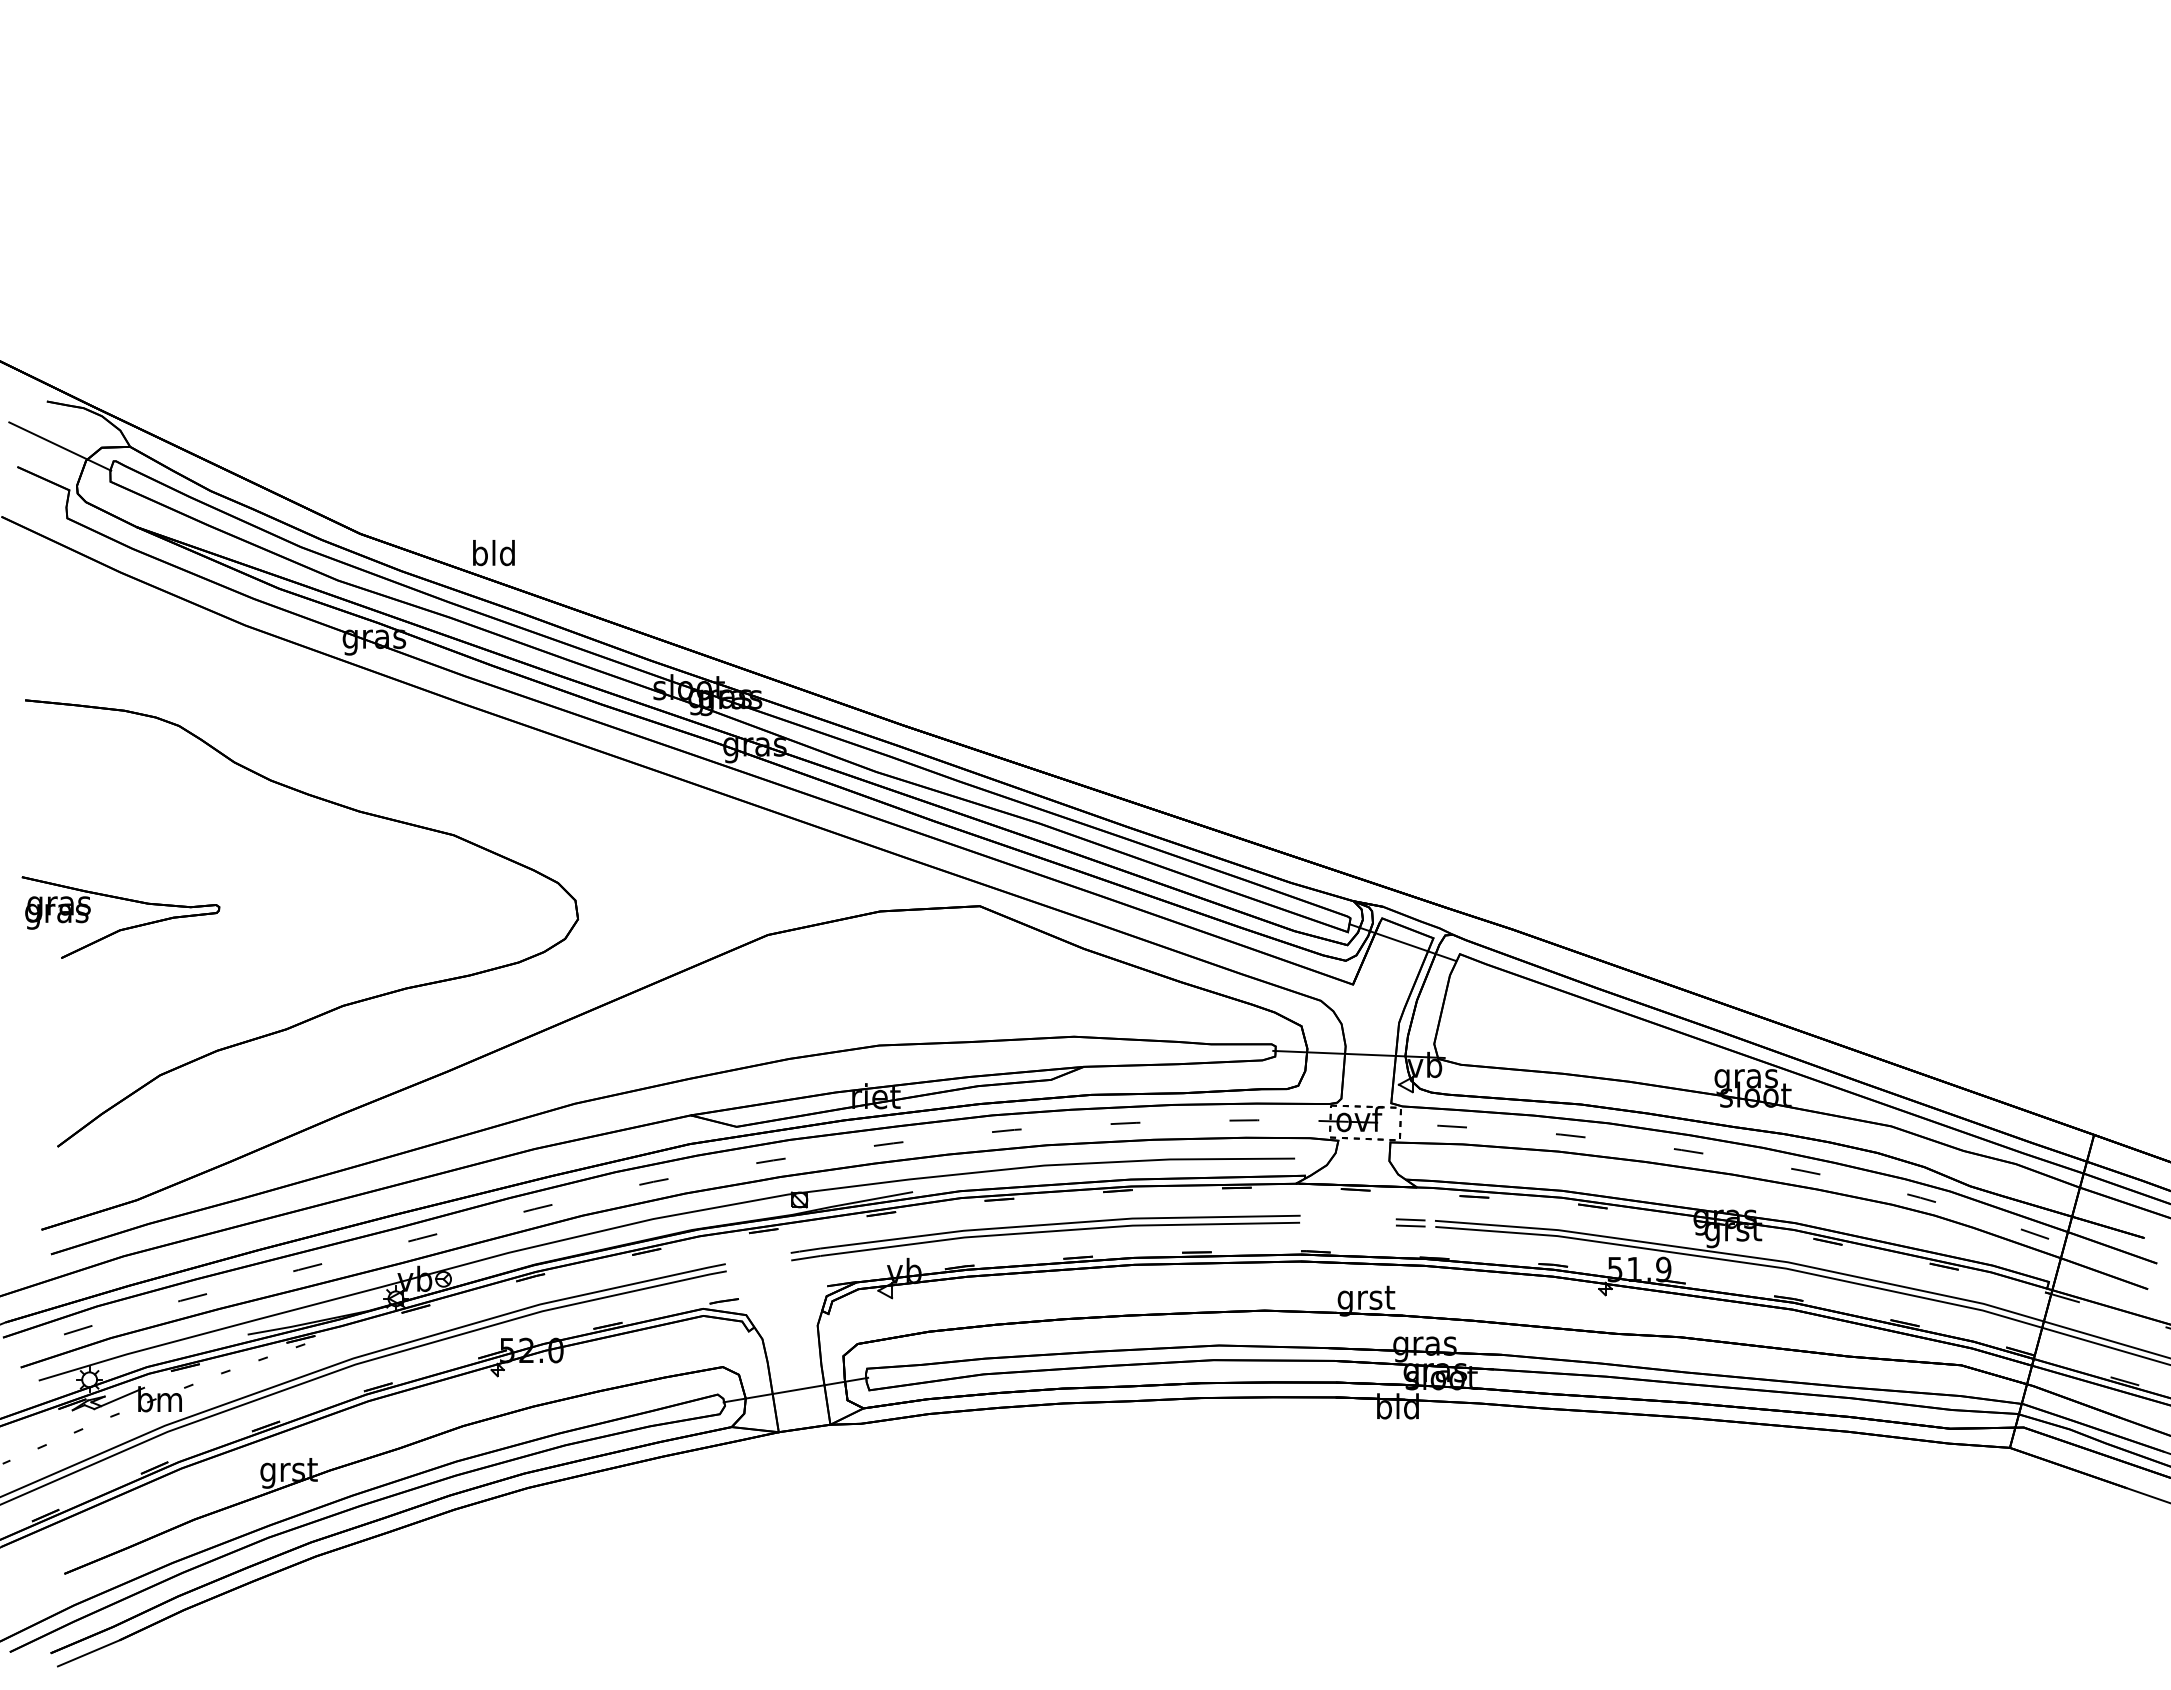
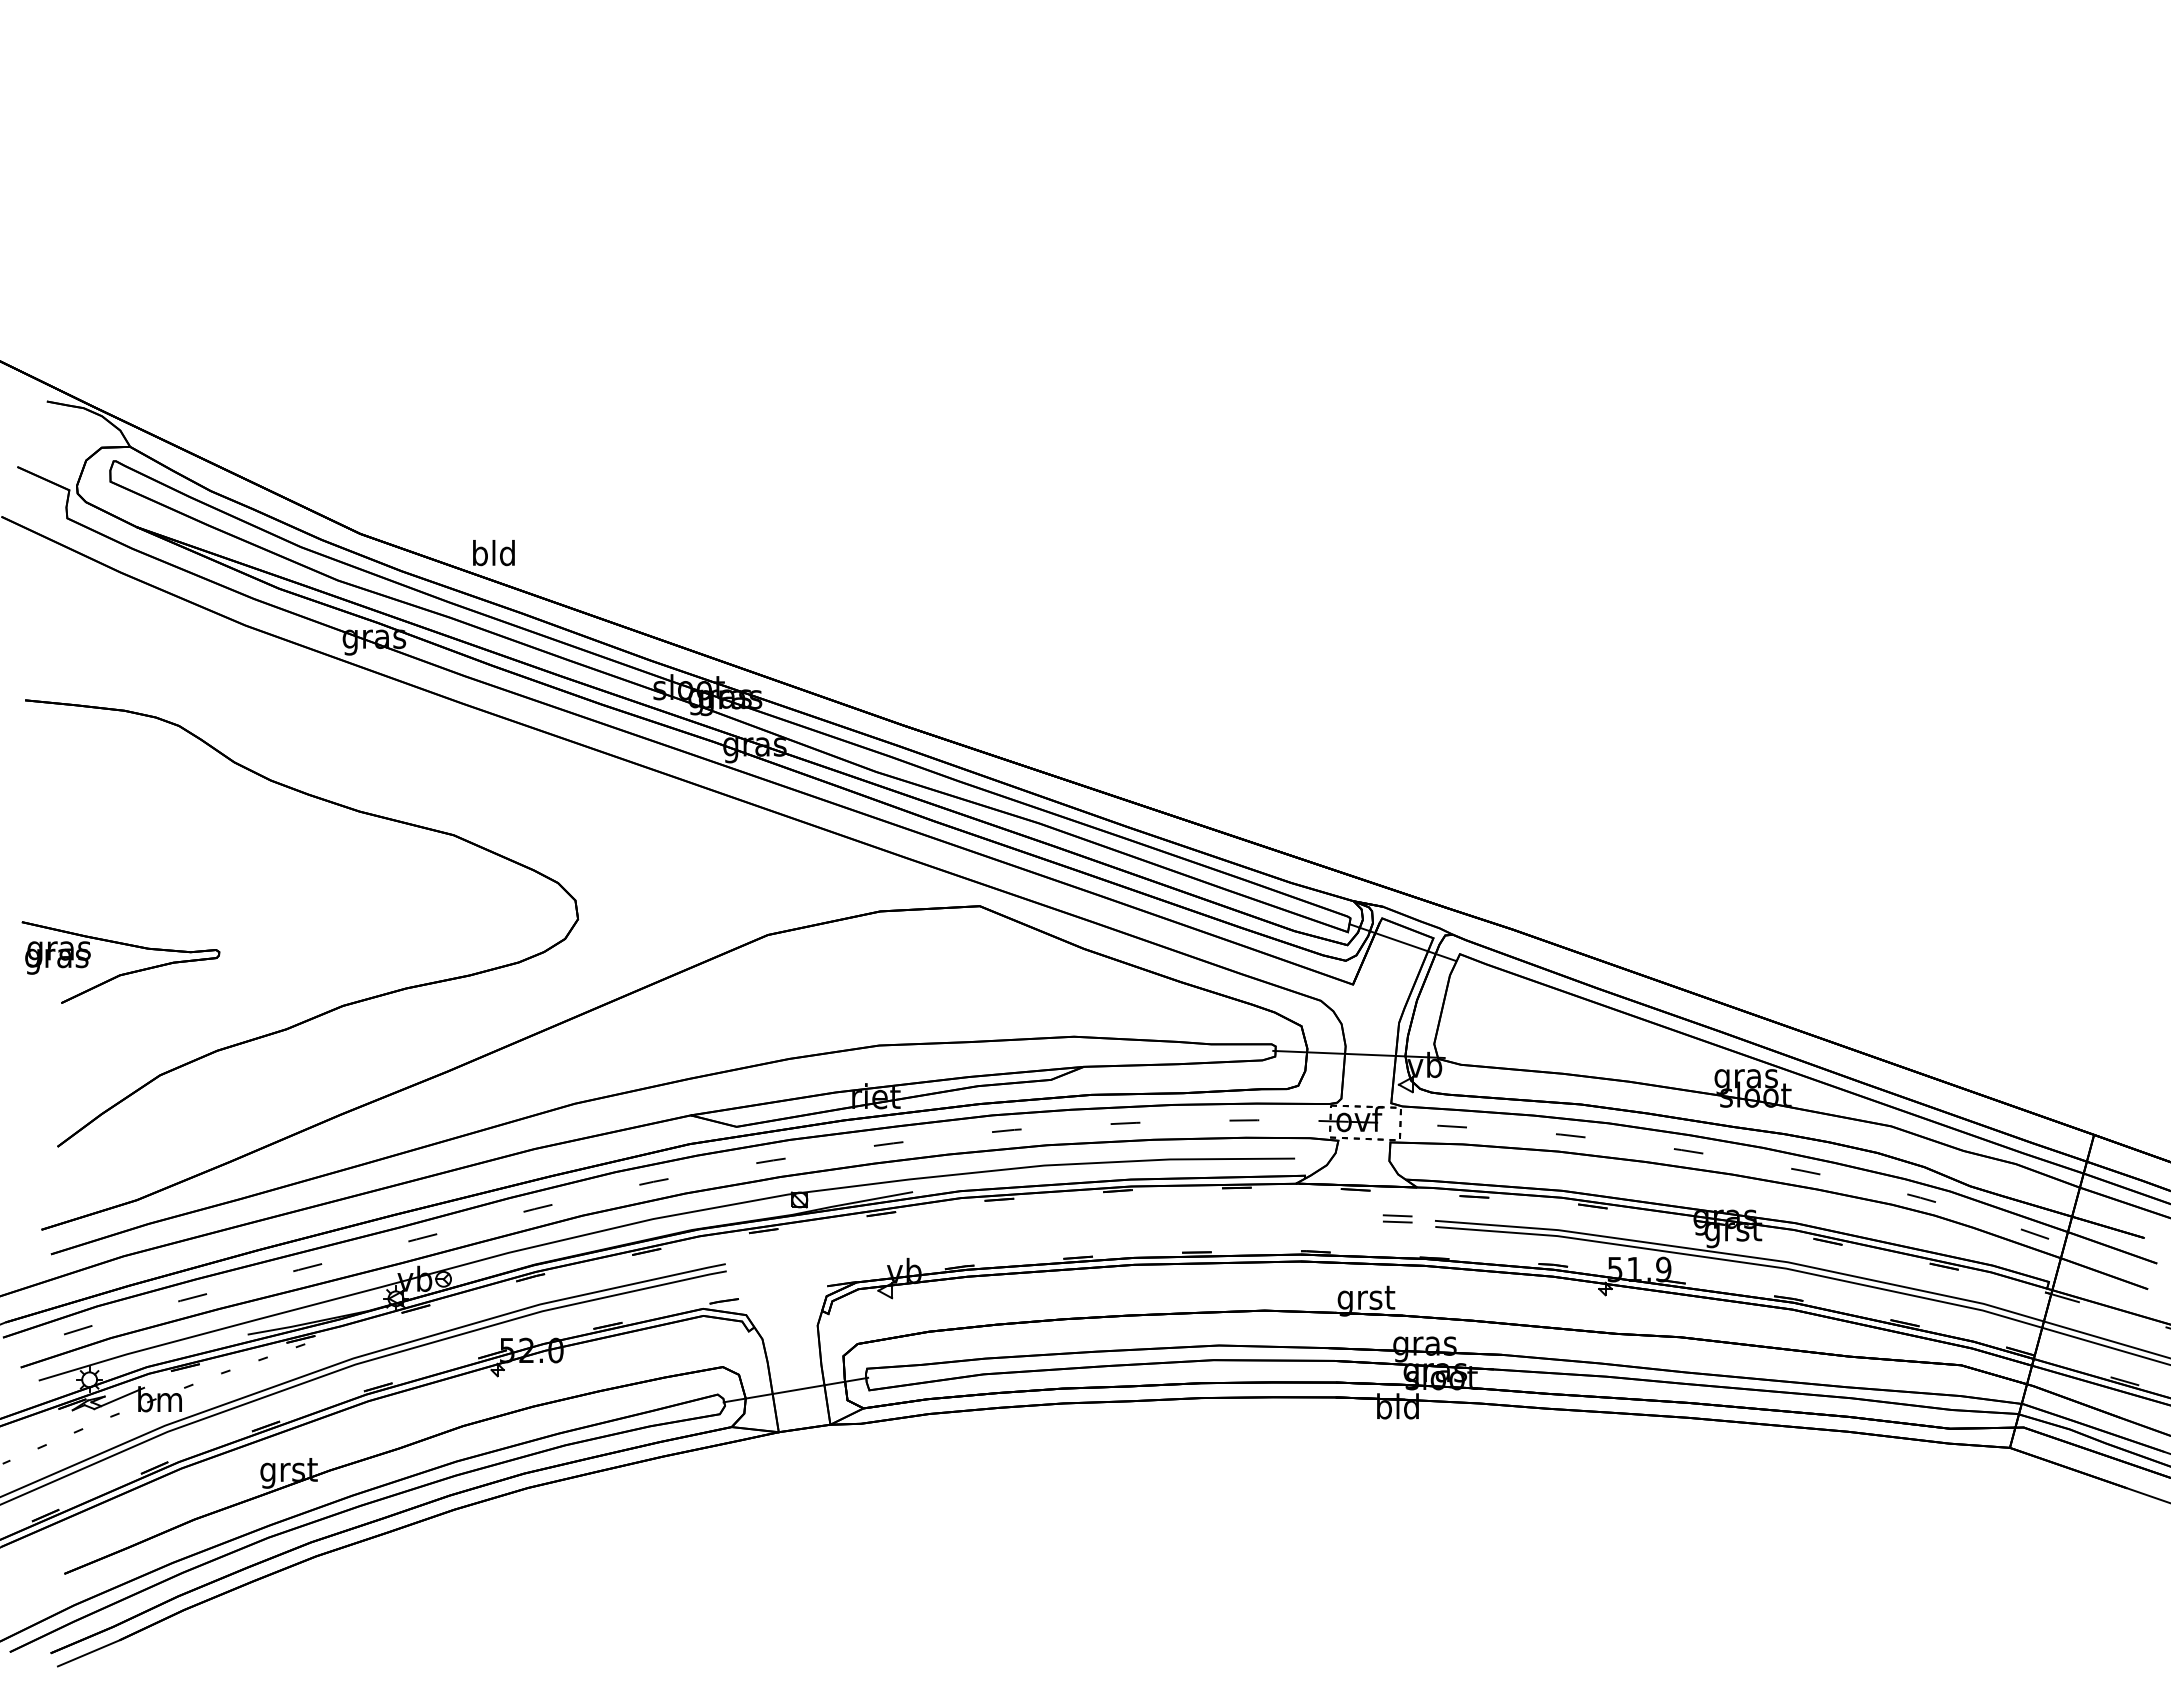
line: present -> none (60, 446)
part position: (122, 928) -> (122, 973) (122, 973)
part position: (1410, 1222) -> (1397, 1218) (1397, 1218)
part: present -> none (1045, 1237)
